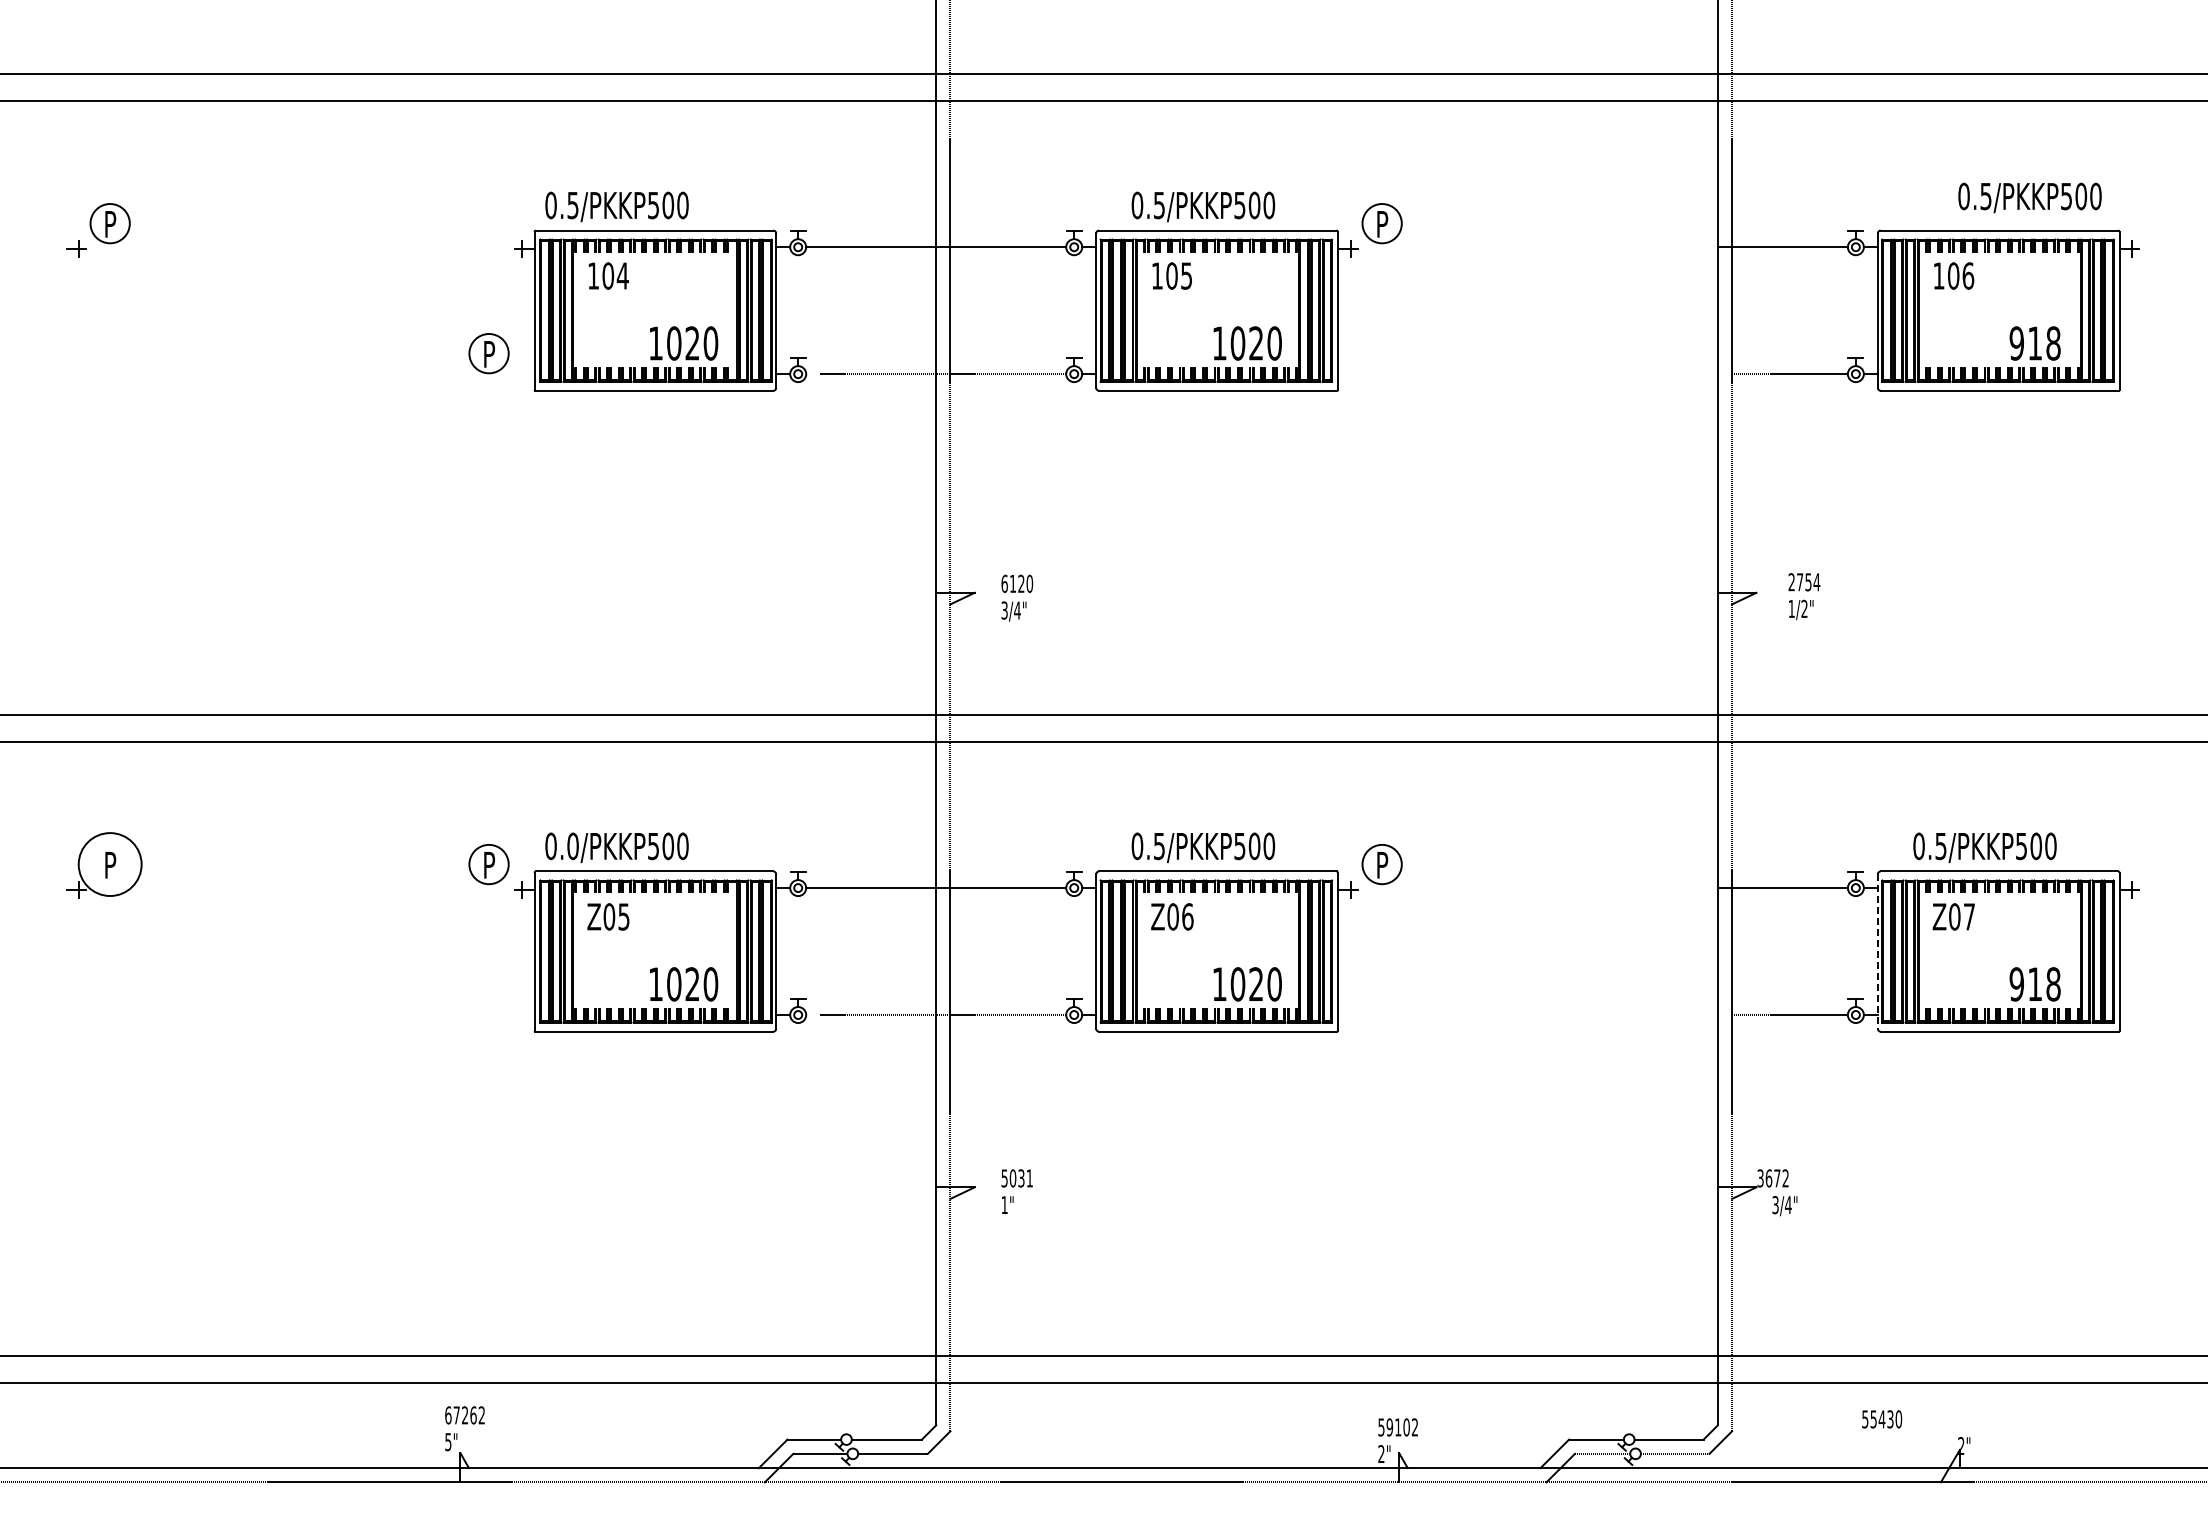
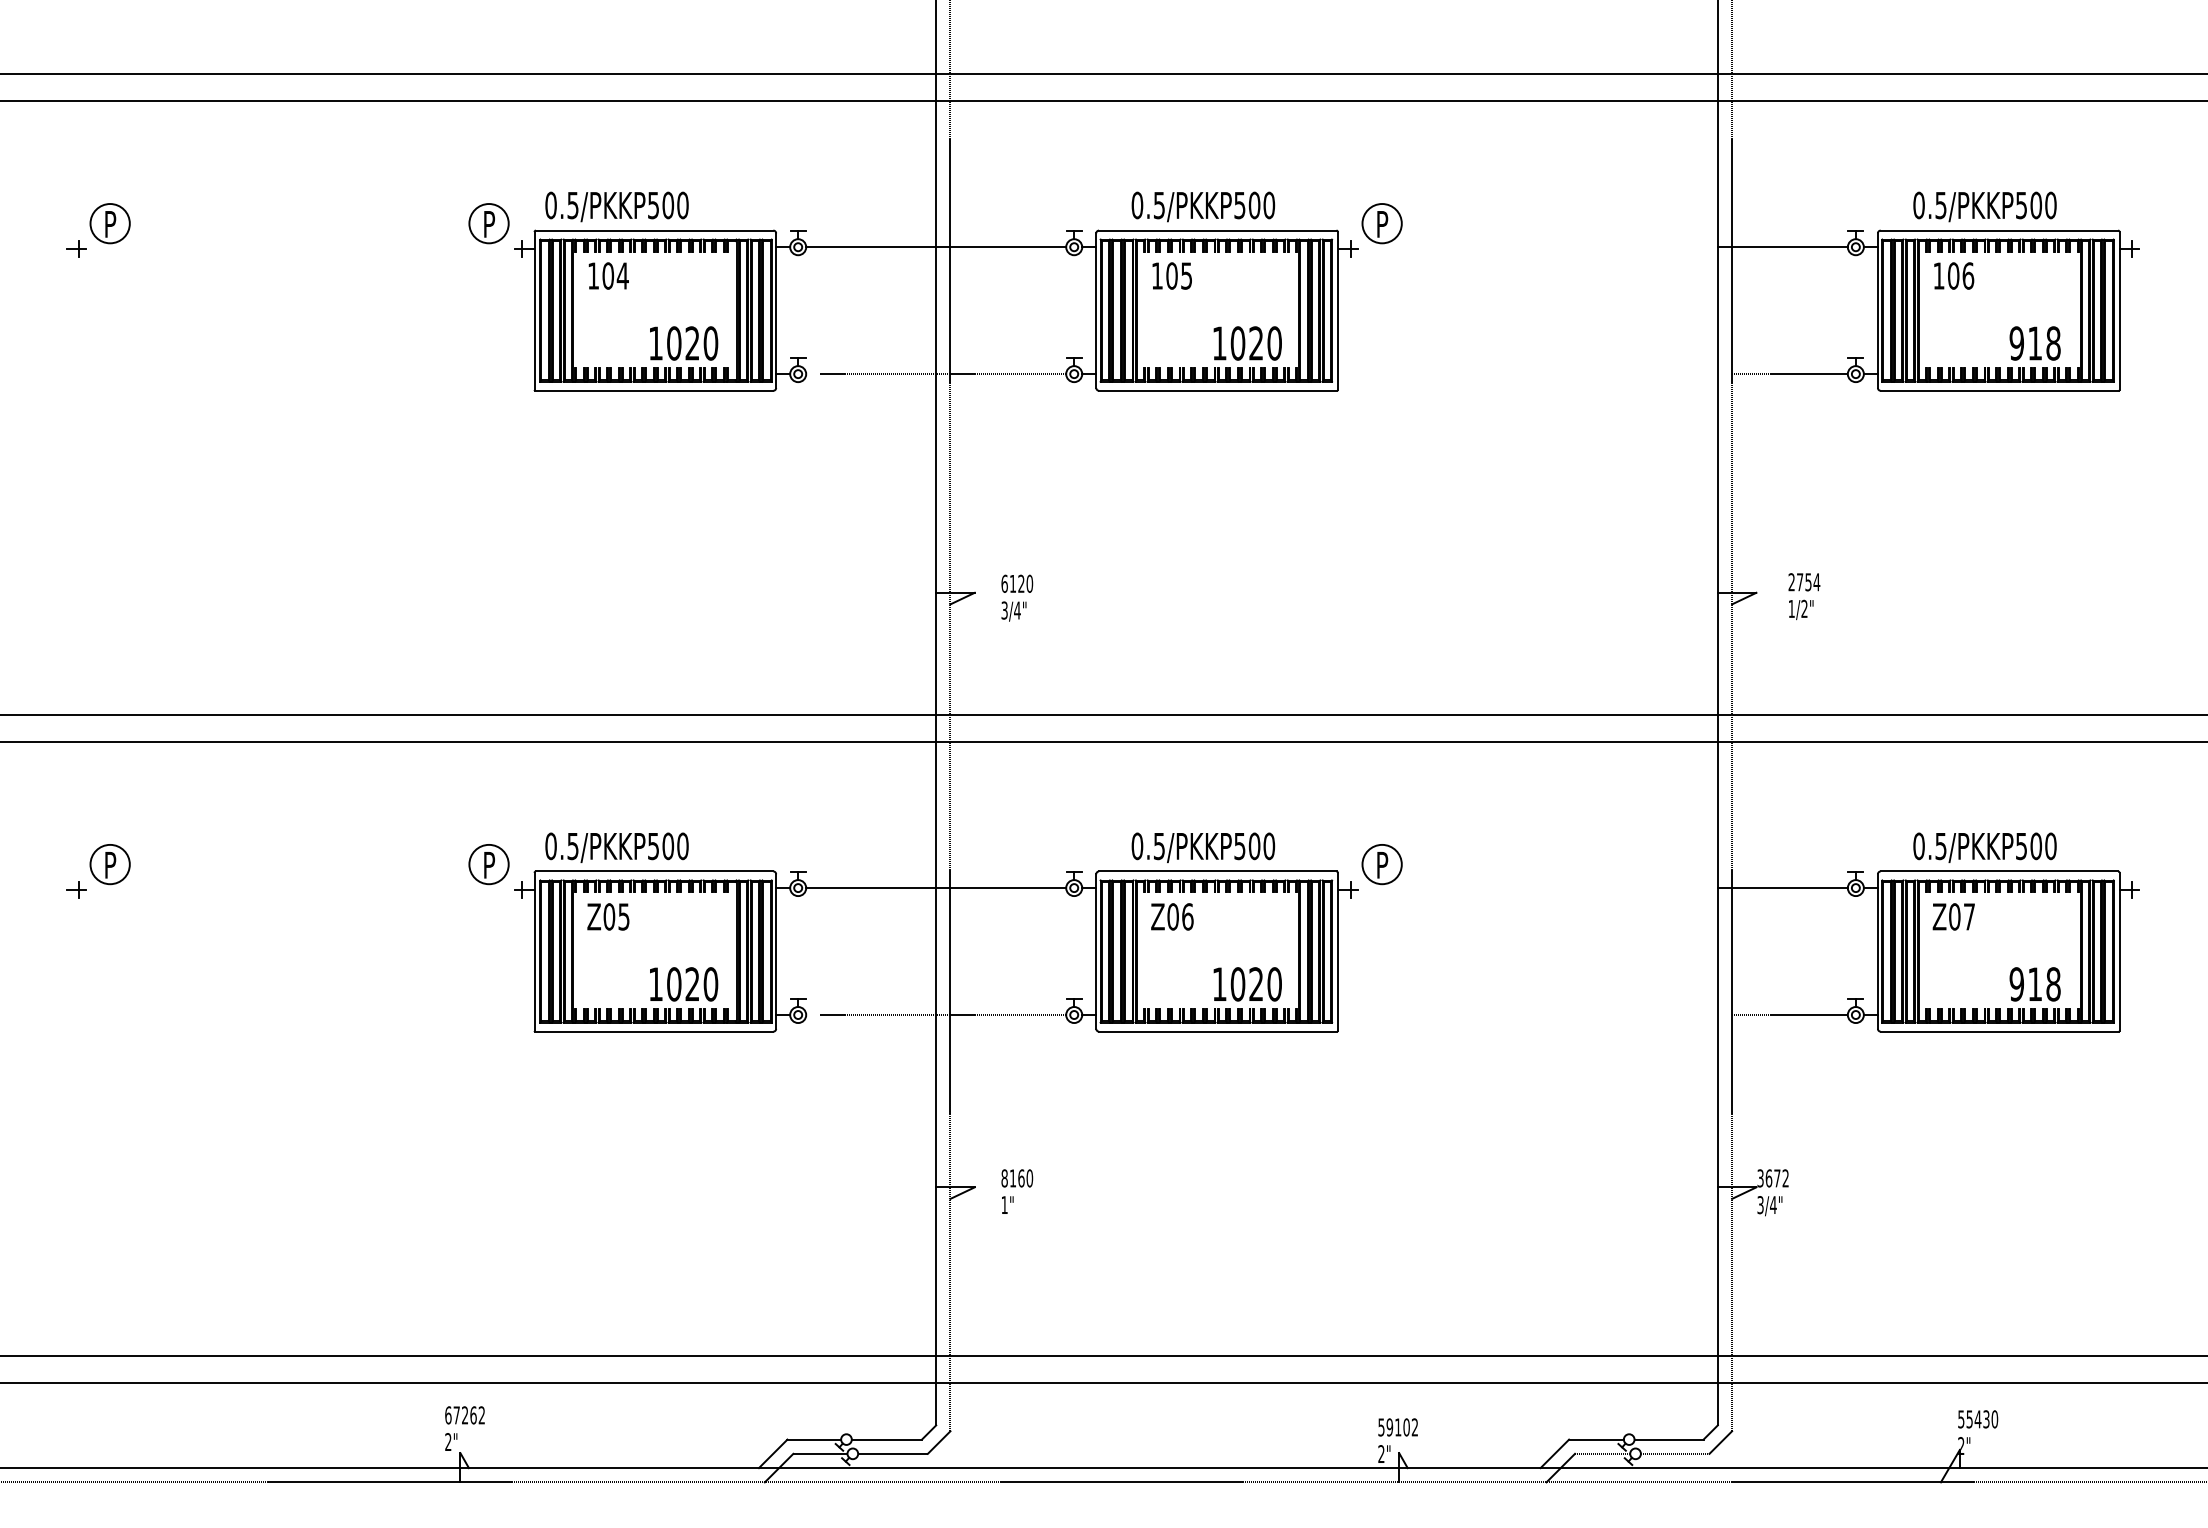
text position: (2029, 197) -> (1984, 206) (1984, 206)
part position: (488, 353) -> (488, 223) (488, 223)
text: 0.0/PKKP500 -> 0.5/PKKP500 (572, 846)
circle diameter: 63 px -> 39 px (109, 864)
line: dashed -> solid (1877, 952)
text: 5031 -> 8160 (1017, 1178)
text position: (1784, 1206) -> (1769, 1206) (1769, 1206)
text position: (1882, 1419) -> (1978, 1419) (1978, 1419)
text: 5" -> 2" (448, 1442)
